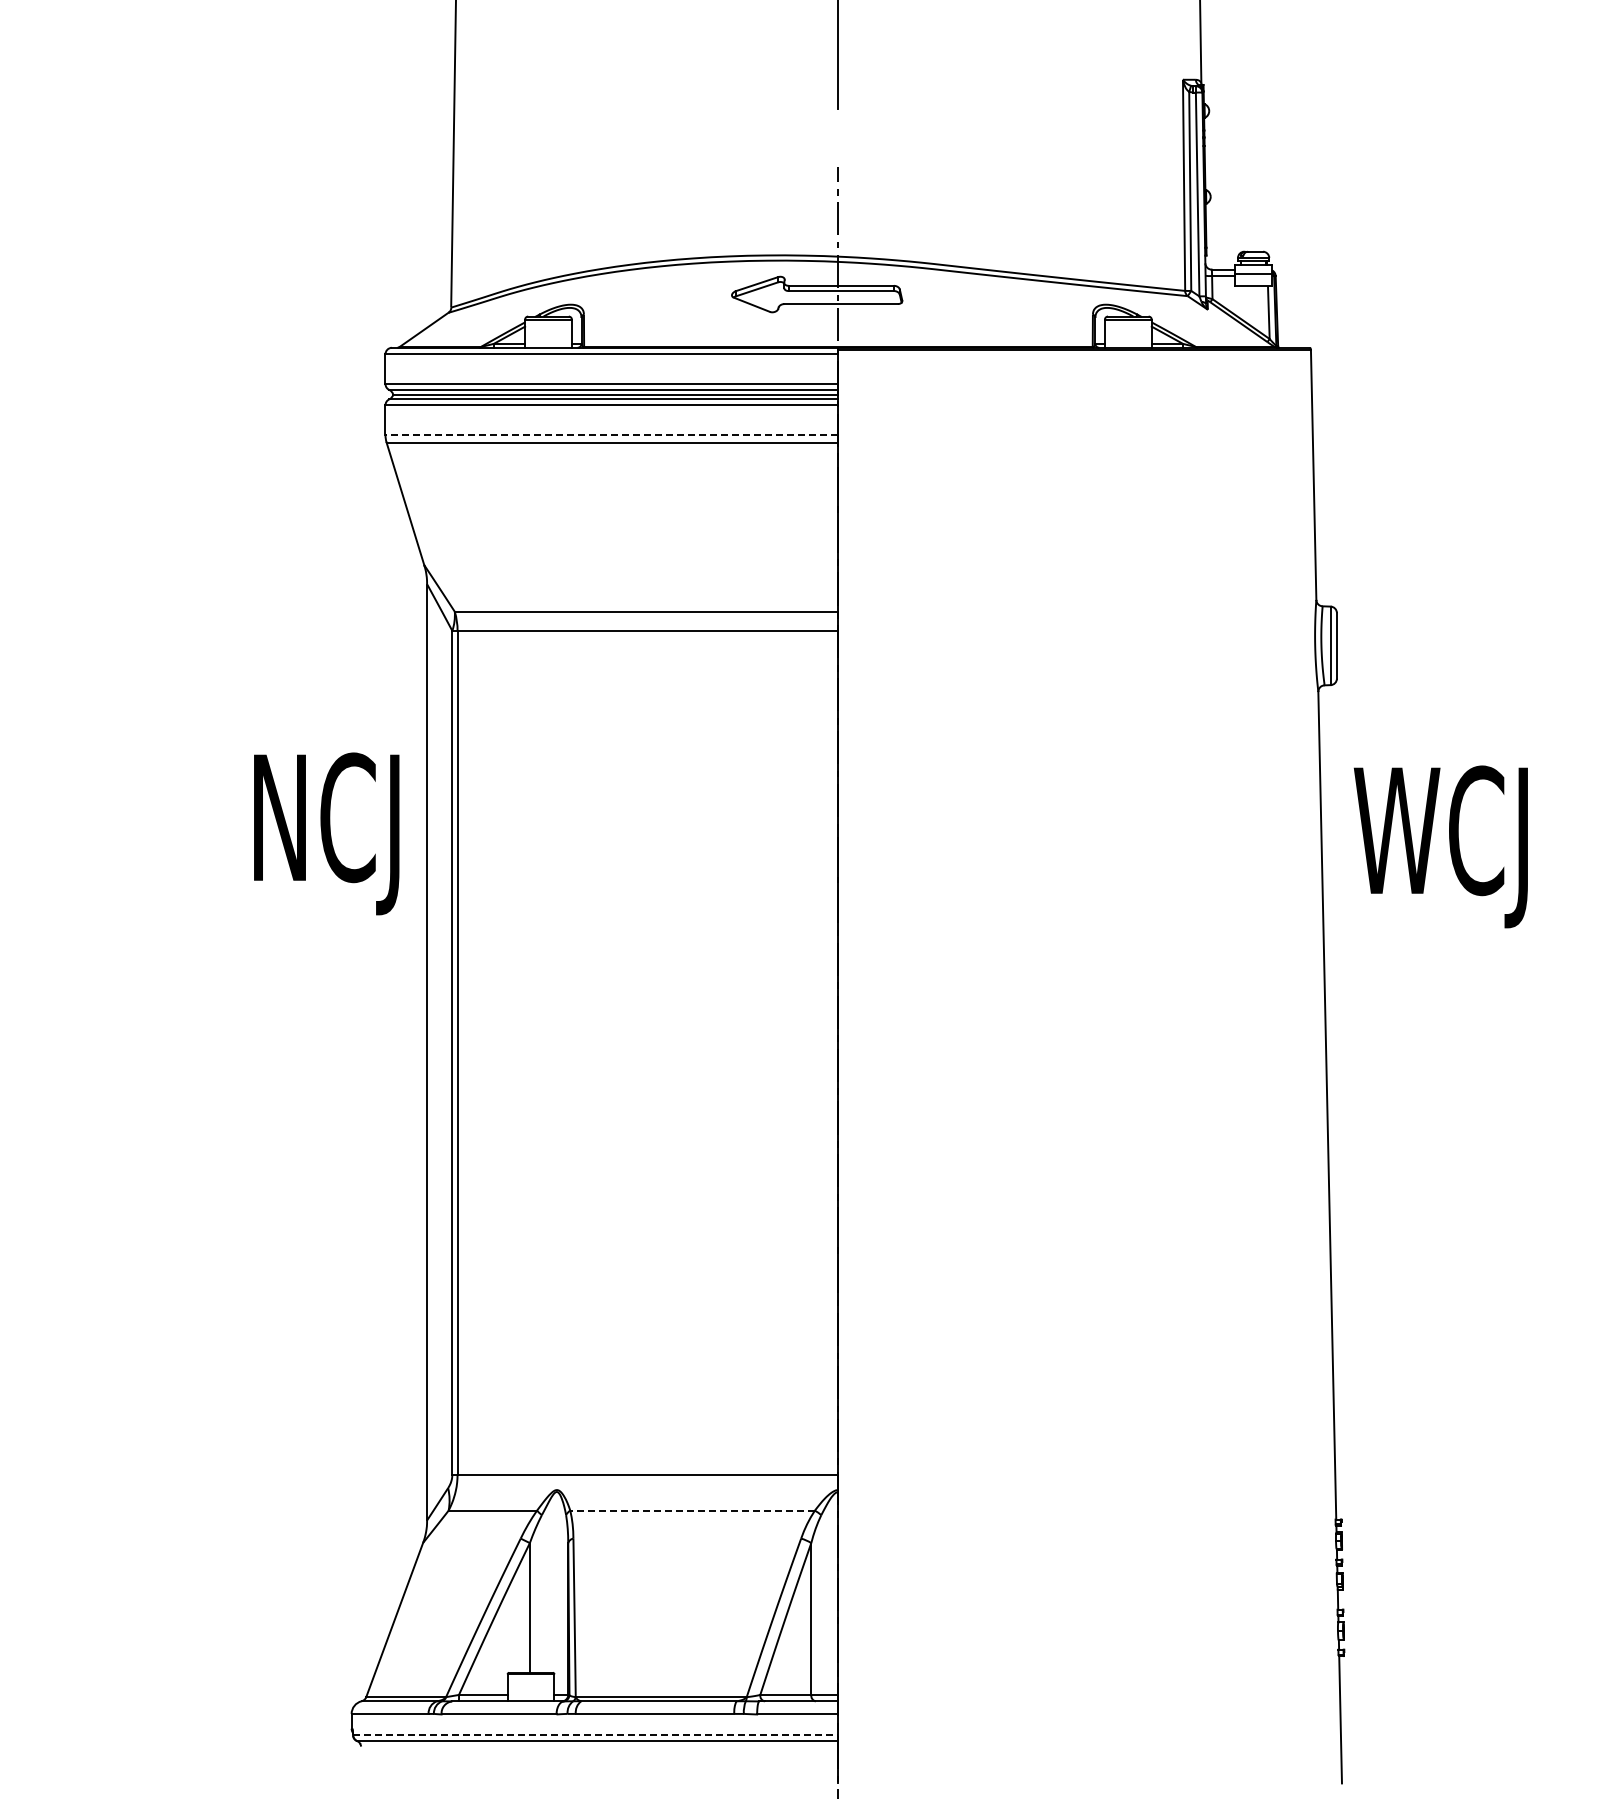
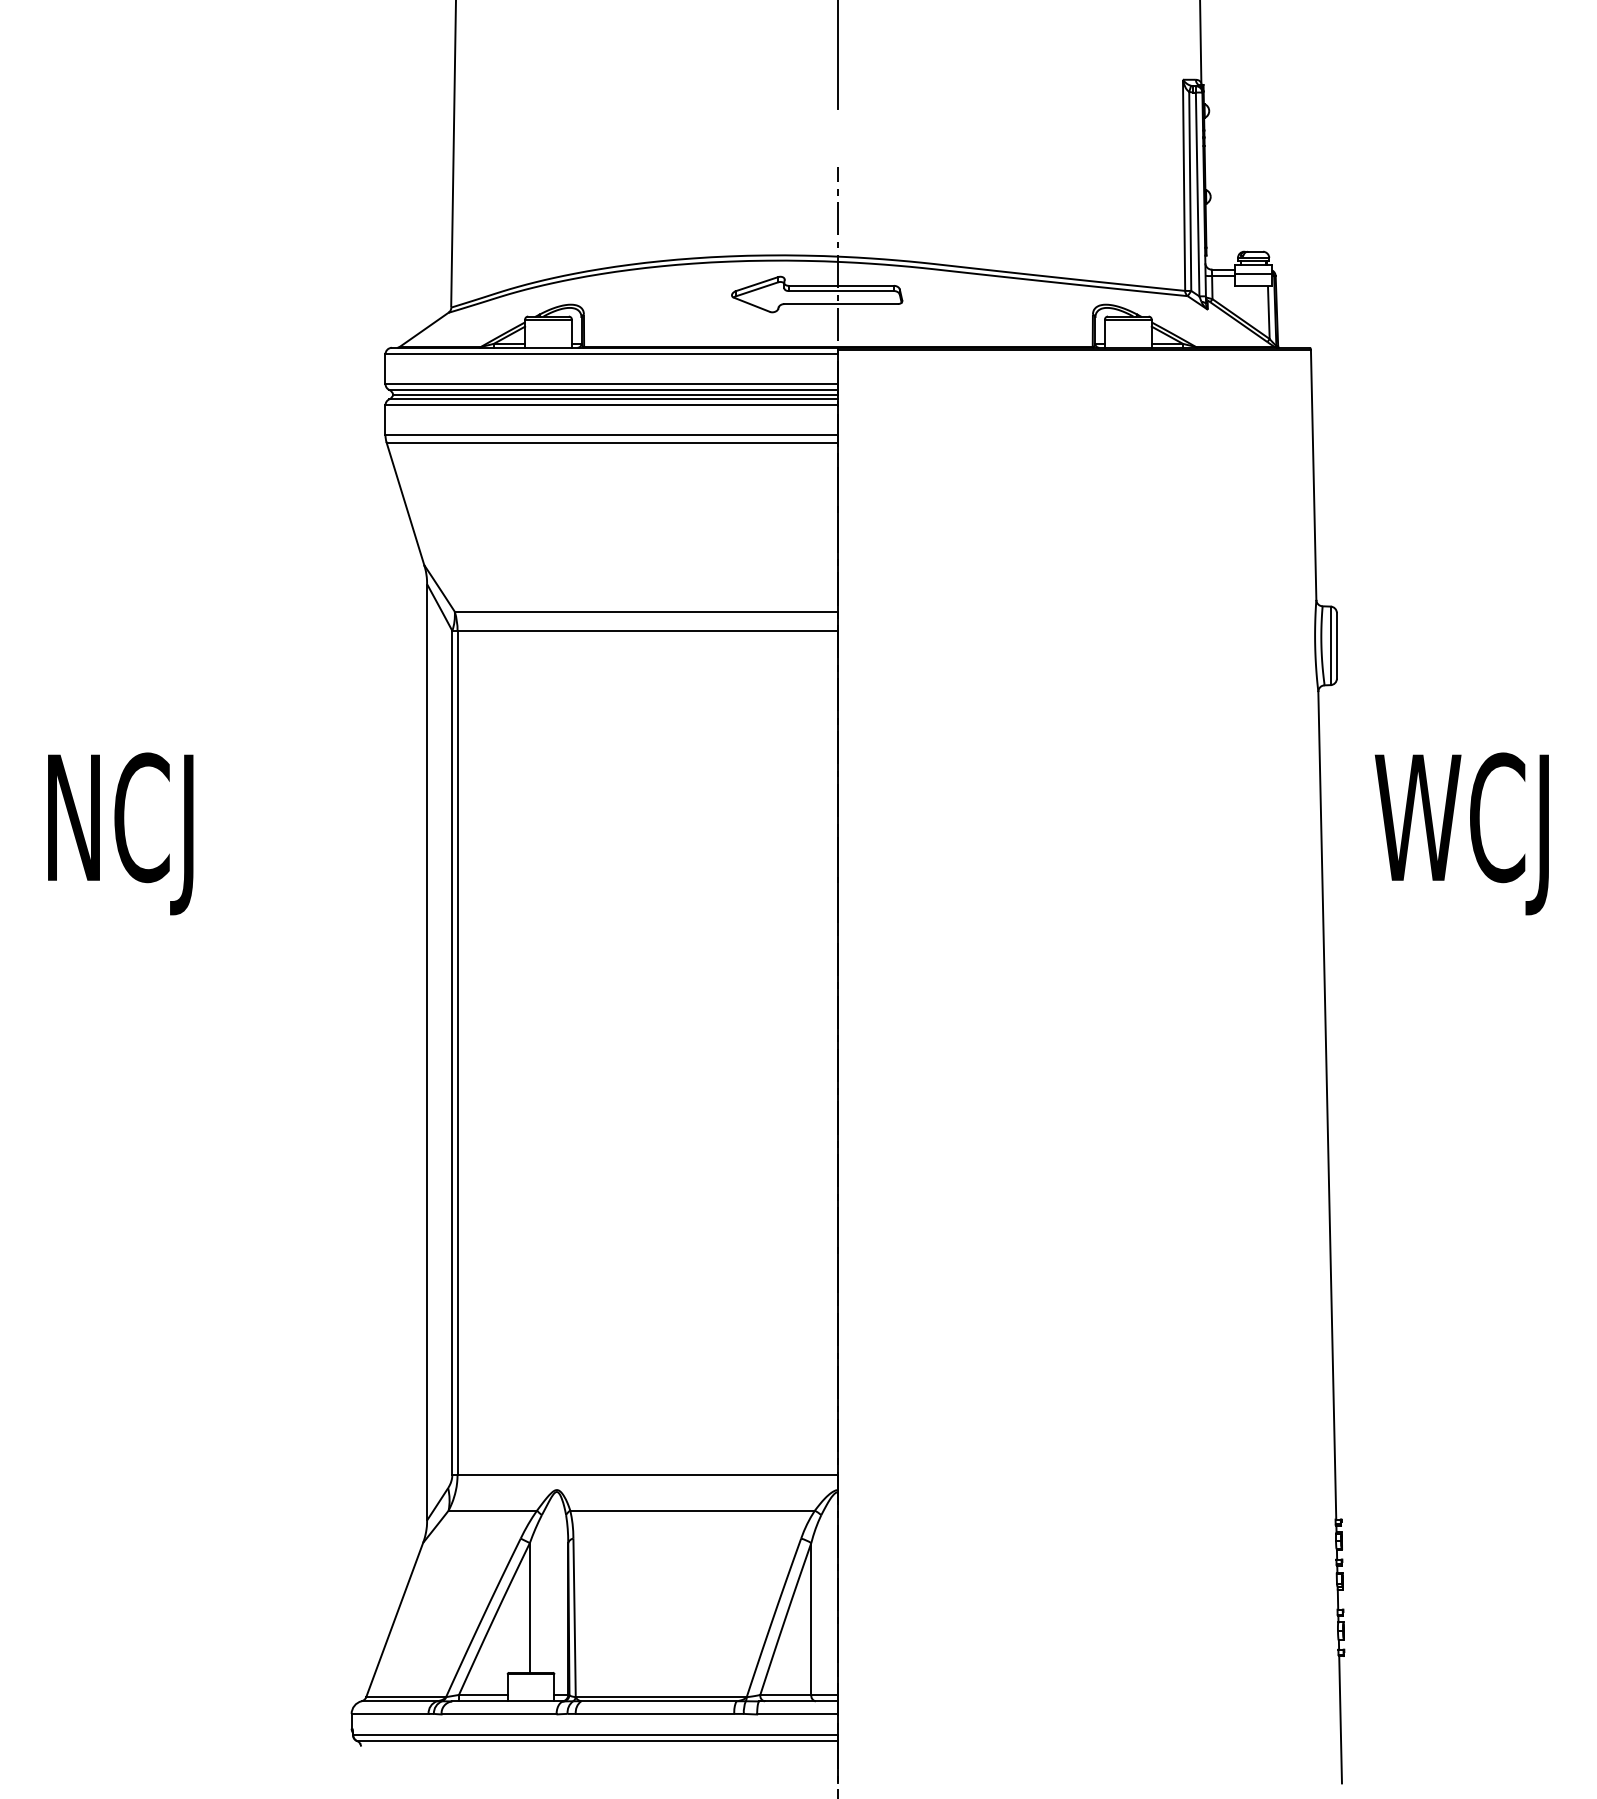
line: dashed -> solid (611, 435)
text position: (326, 833) -> (120, 833) (120, 833)
text position: (1440, 846) -> (1461, 833) (1461, 833)
line: dashed -> solid (692, 1510)
line: dashed -> solid (595, 1735)
